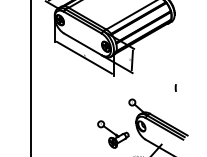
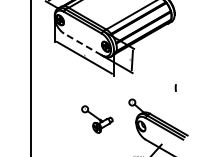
line: solid -> dashed (82, 44)
part position: (113, 134) -> (97, 119) (97, 119)
